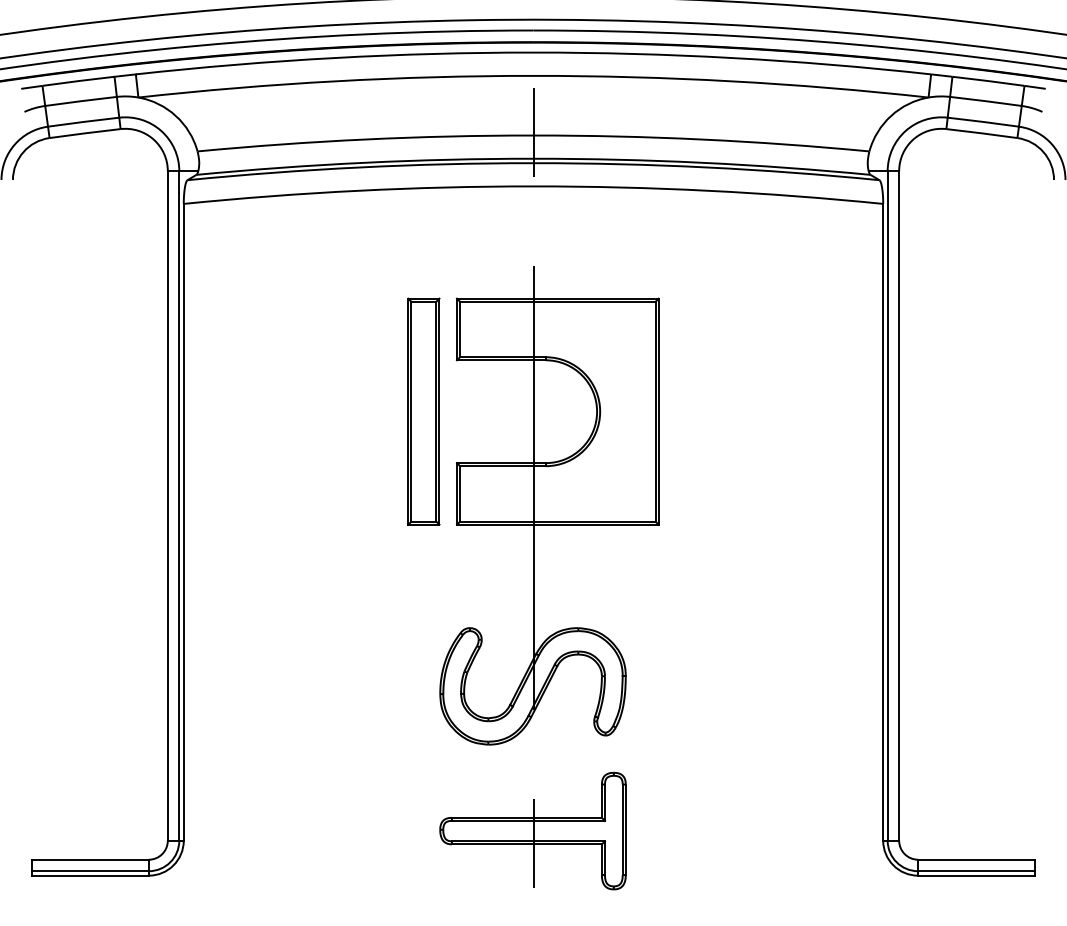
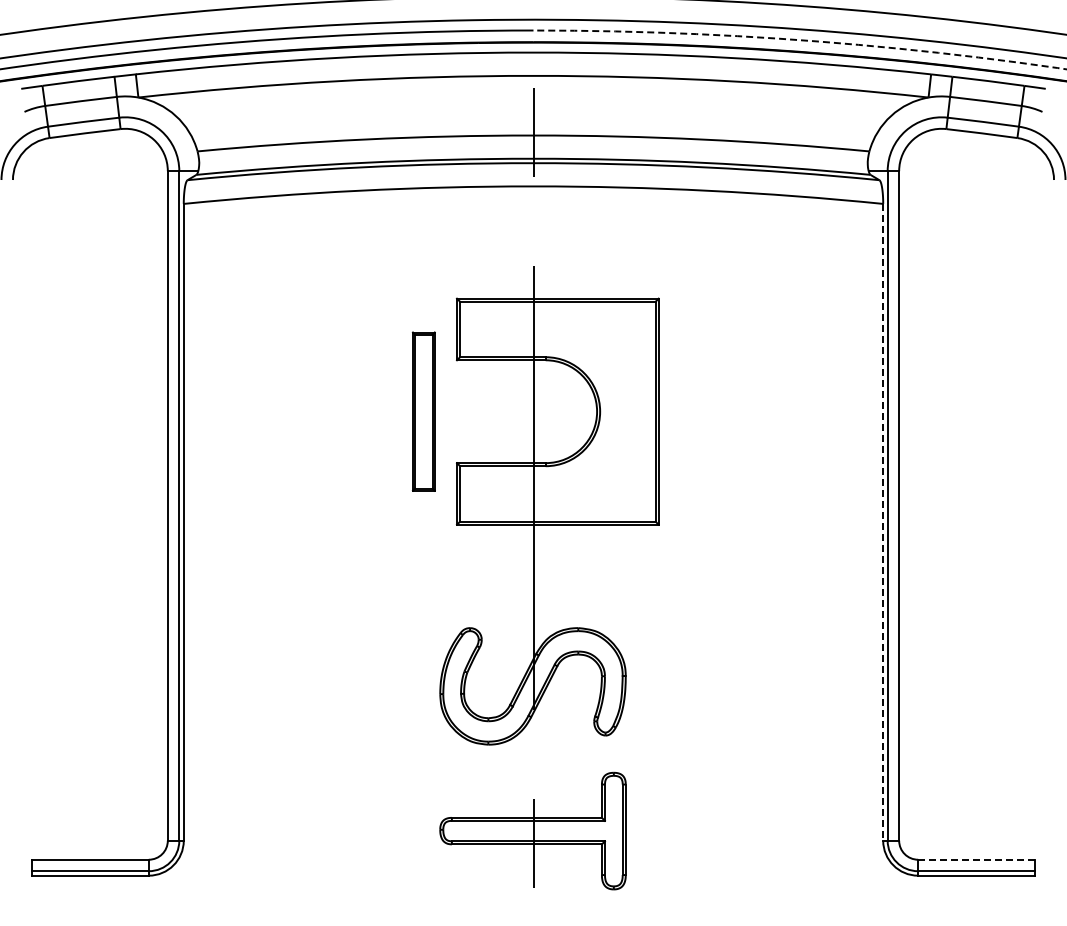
arc: solid -> dashed (802, 40)
part size: 34x229 px -> 25x161 px (423, 411)
line: solid -> dashed (883, 522)
line: solid -> dashed (977, 859)
